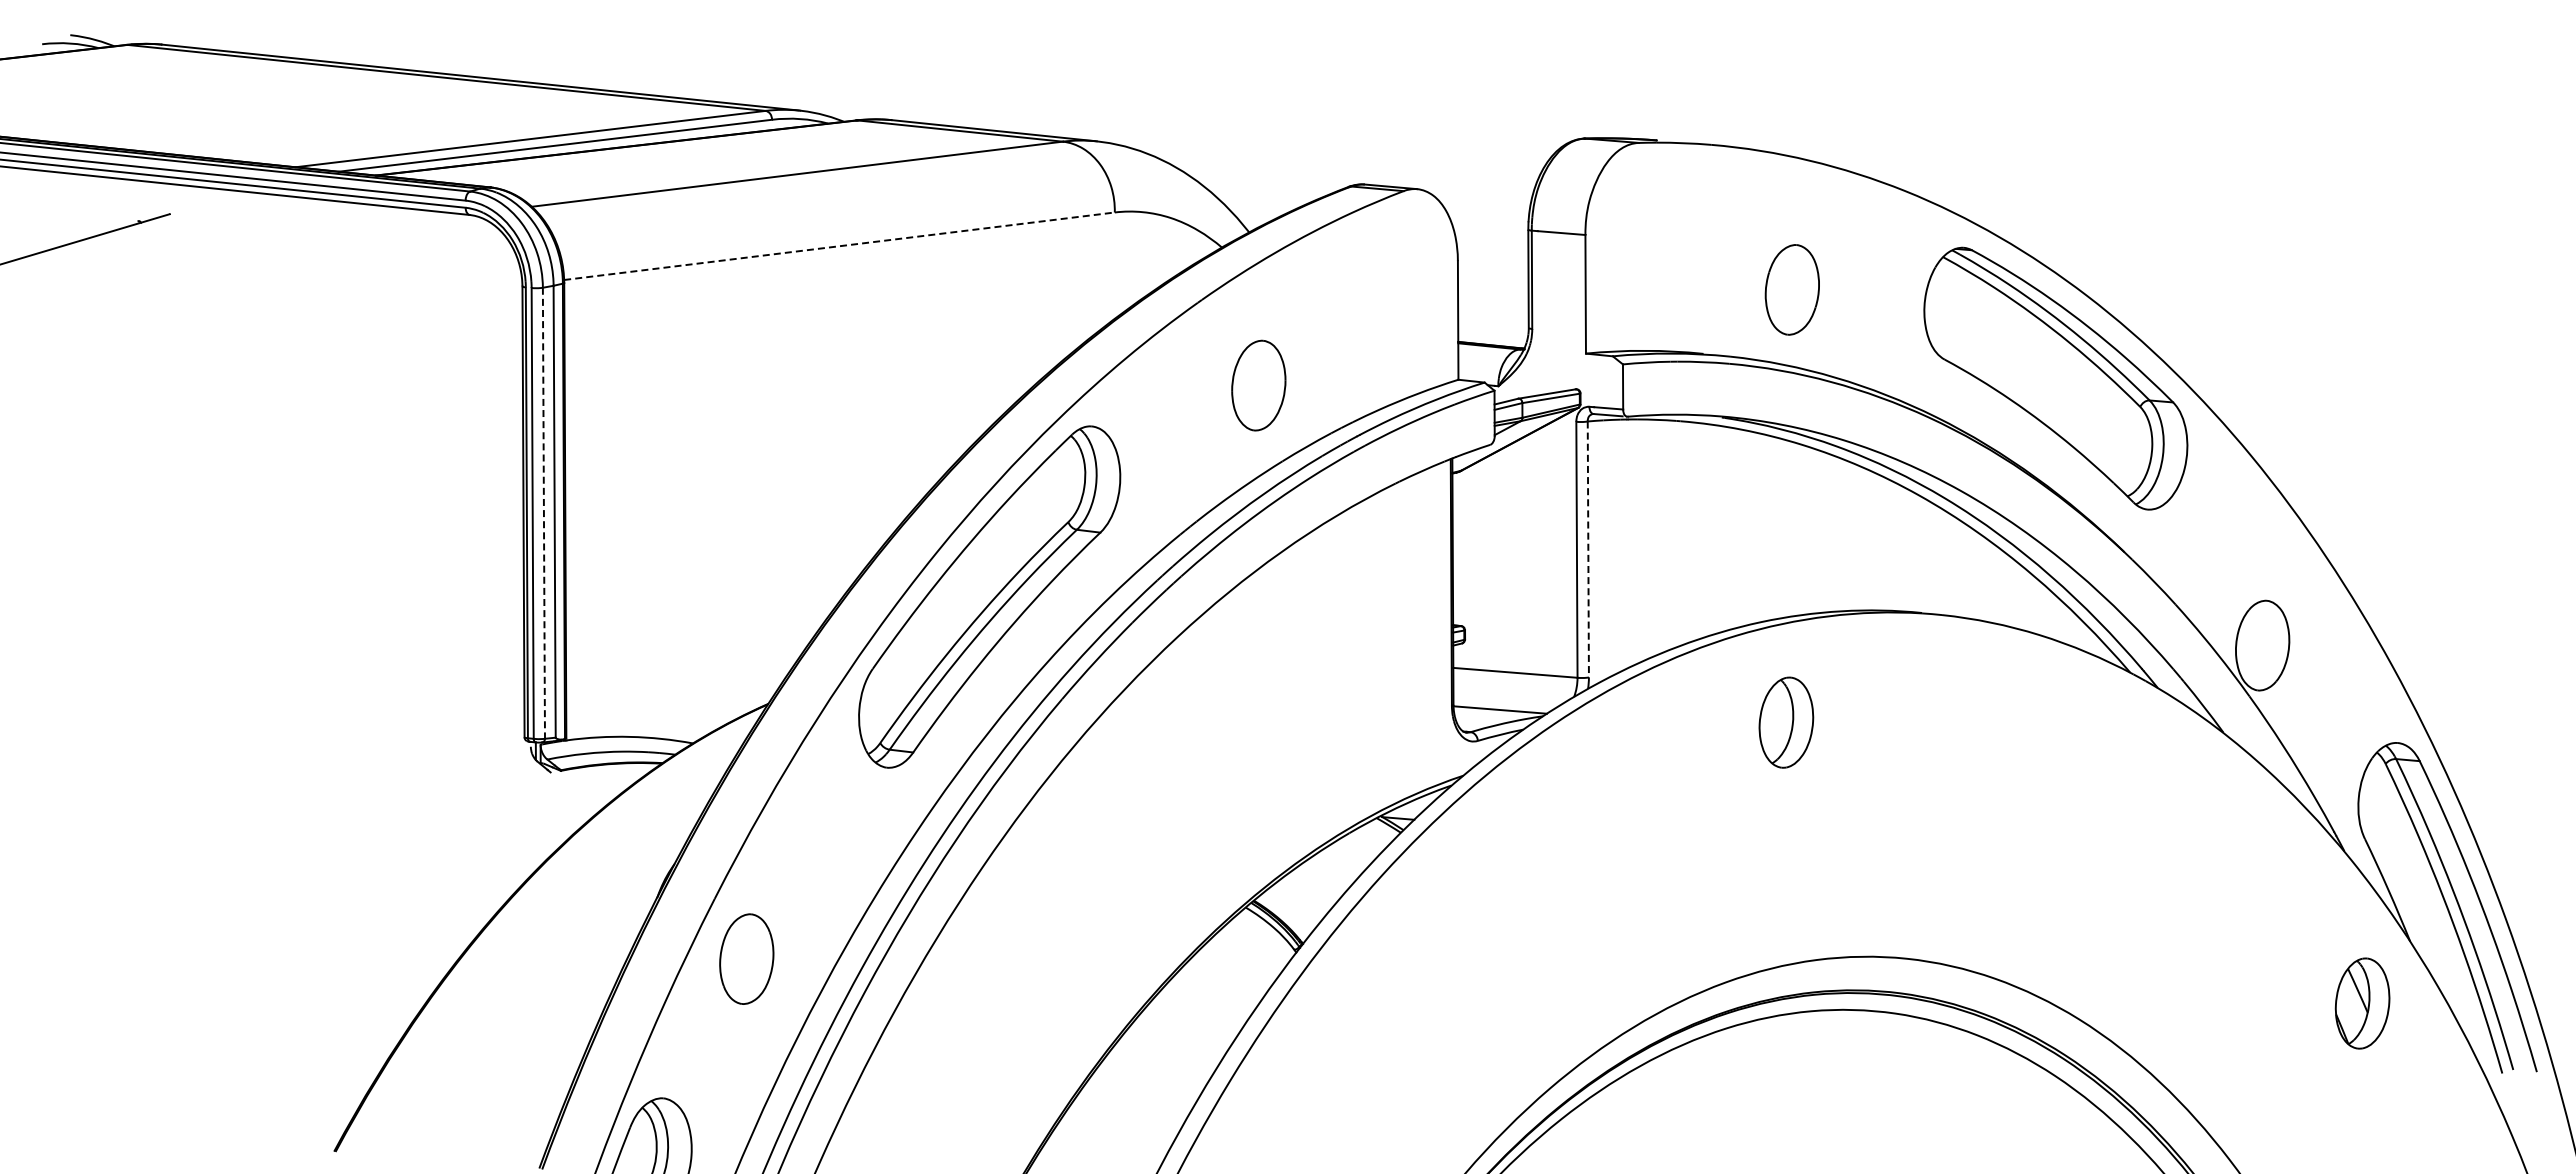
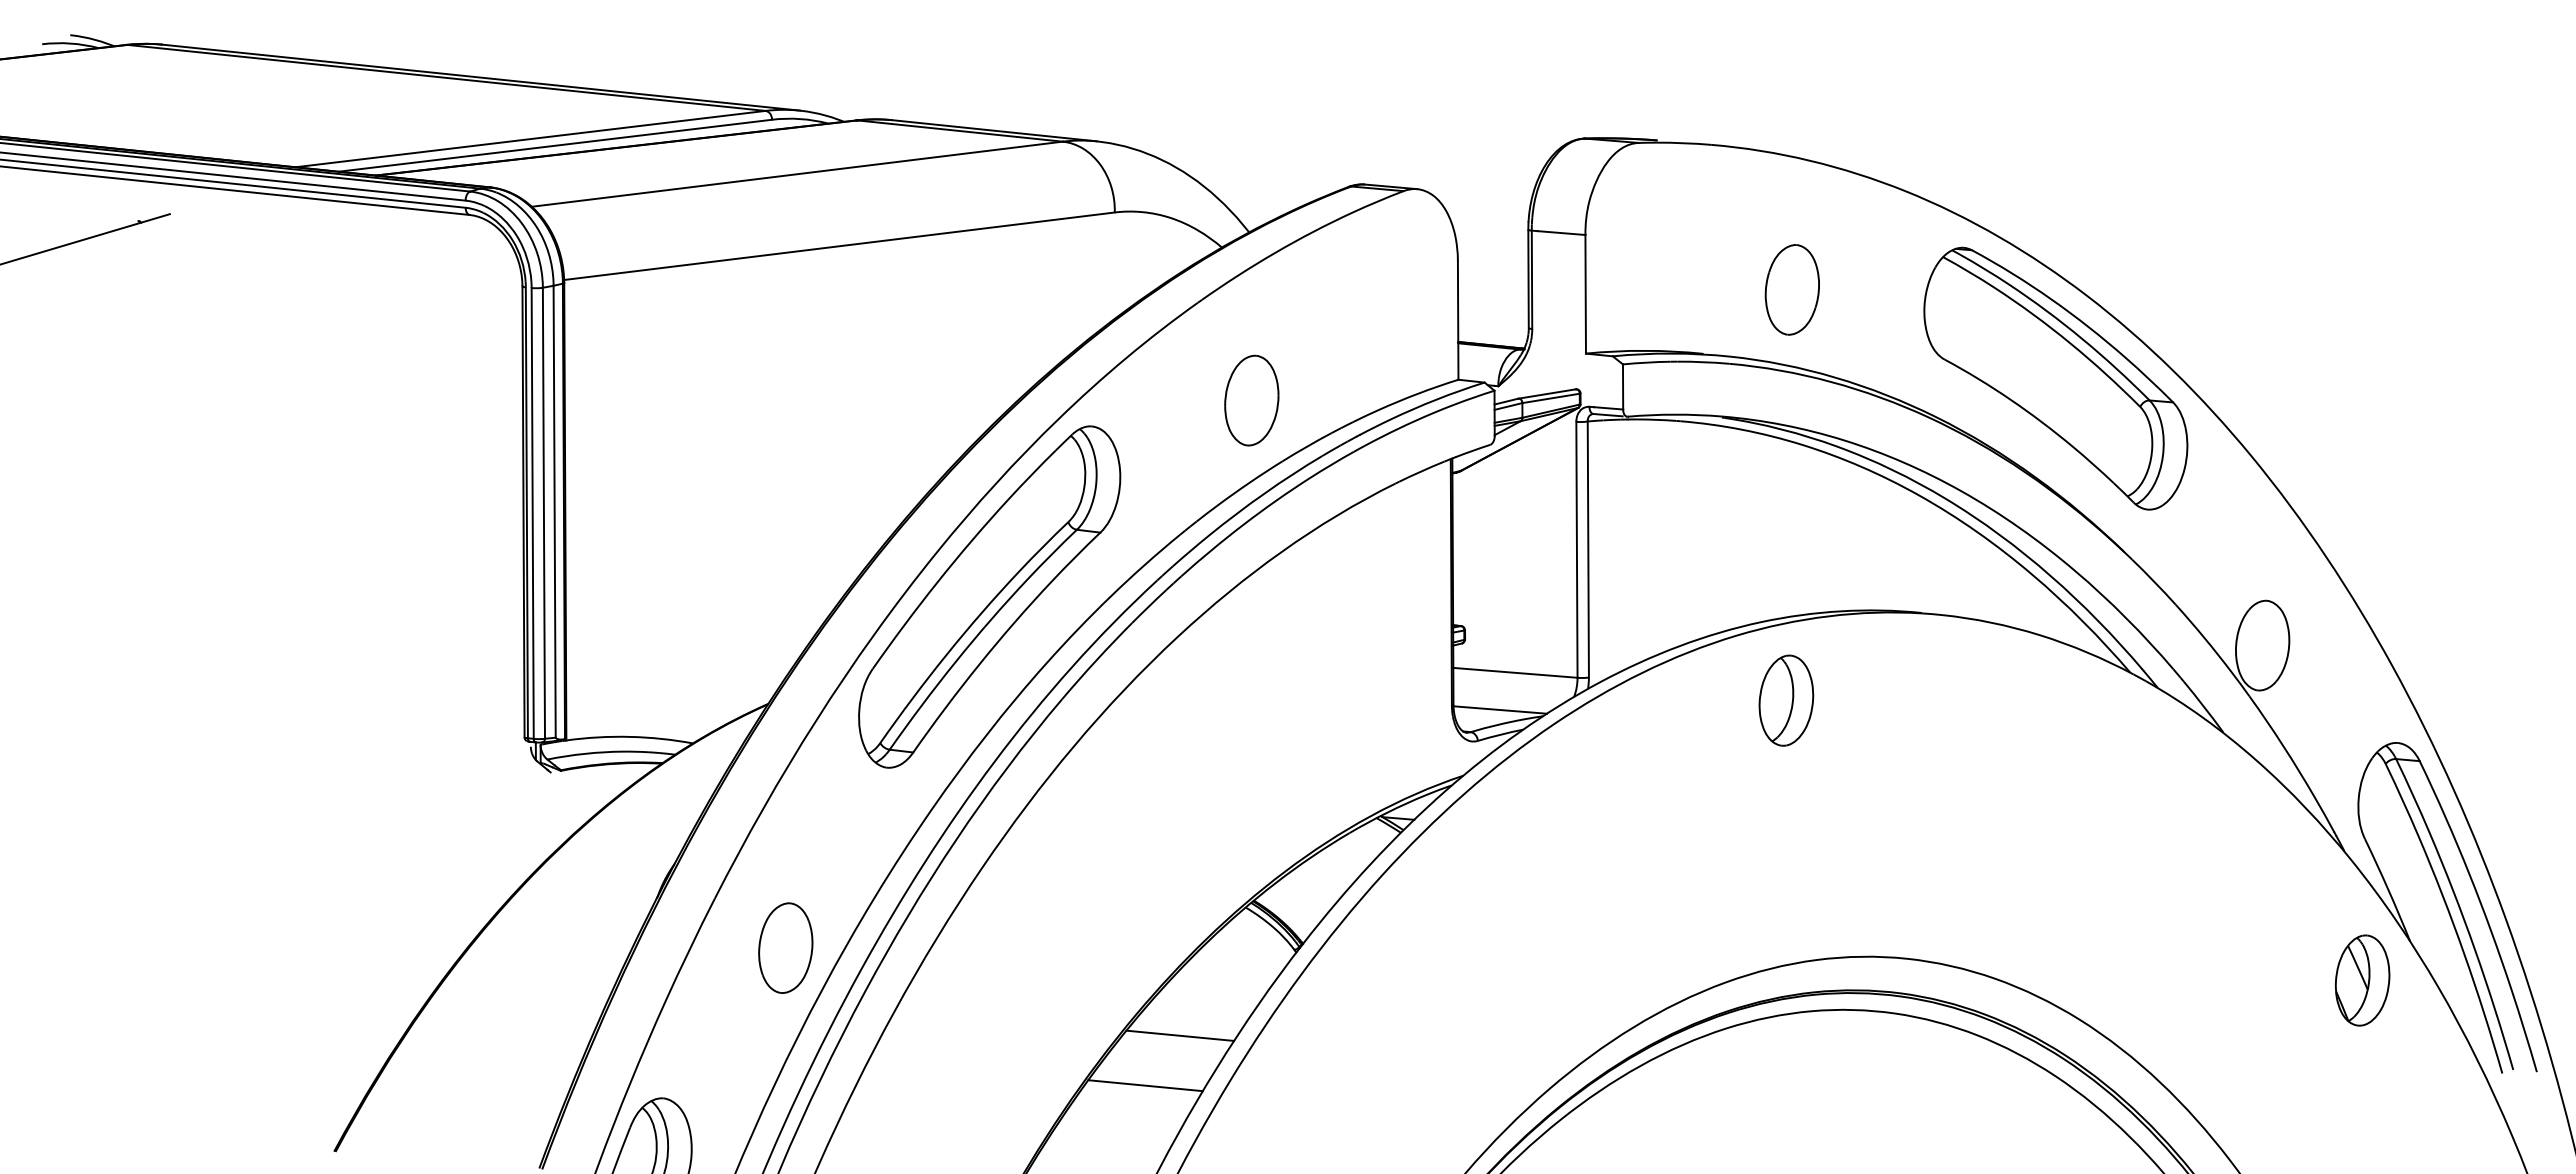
line: dashed -> solid (839, 246)
part position: (1258, 385) -> (1251, 400) (1251, 400)
line: dashed -> solid (543, 513)
line: dashed -> solid (1588, 549)
part position: (1786, 722) -> (1786, 700) (1786, 700)
part position: (746, 958) -> (785, 947) (785, 947)
part position: (2362, 1003) -> (2362, 980) (2362, 980)
line: none -> present (1180, 1035)
line: none -> present (1145, 1085)
